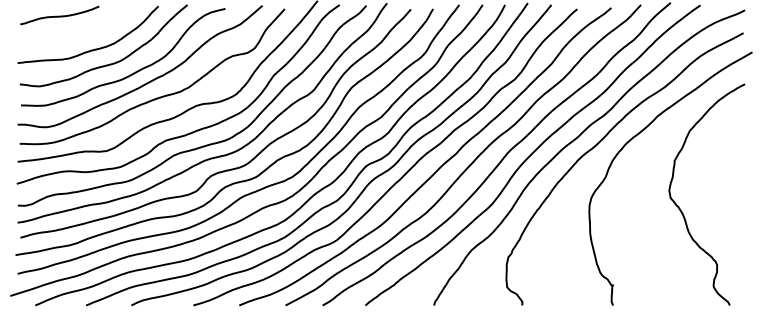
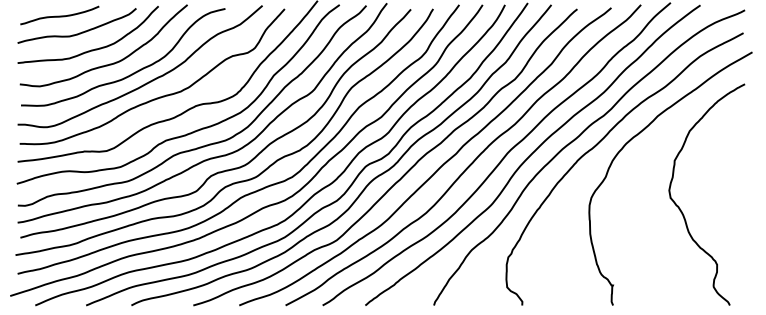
curve: none -> present (79, 32)
